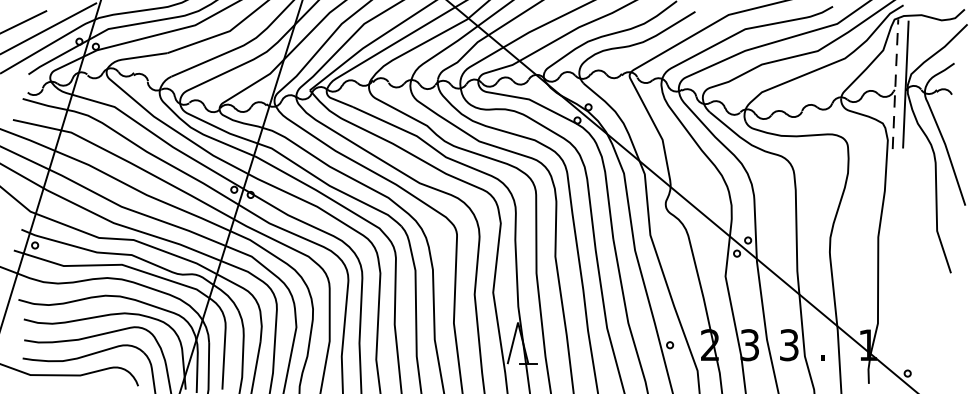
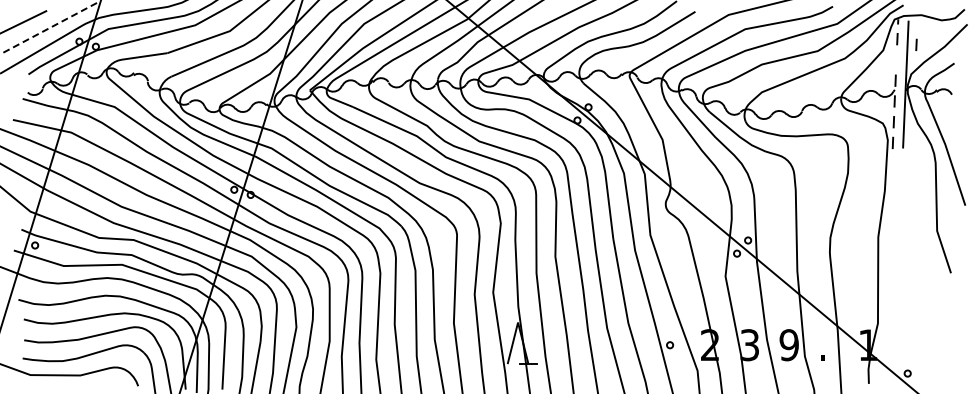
line: solid -> dashed (48, 28)
line position: (896, 59) -> (916, 44) (916, 44)
text: 3 -> 9 (788, 345)
